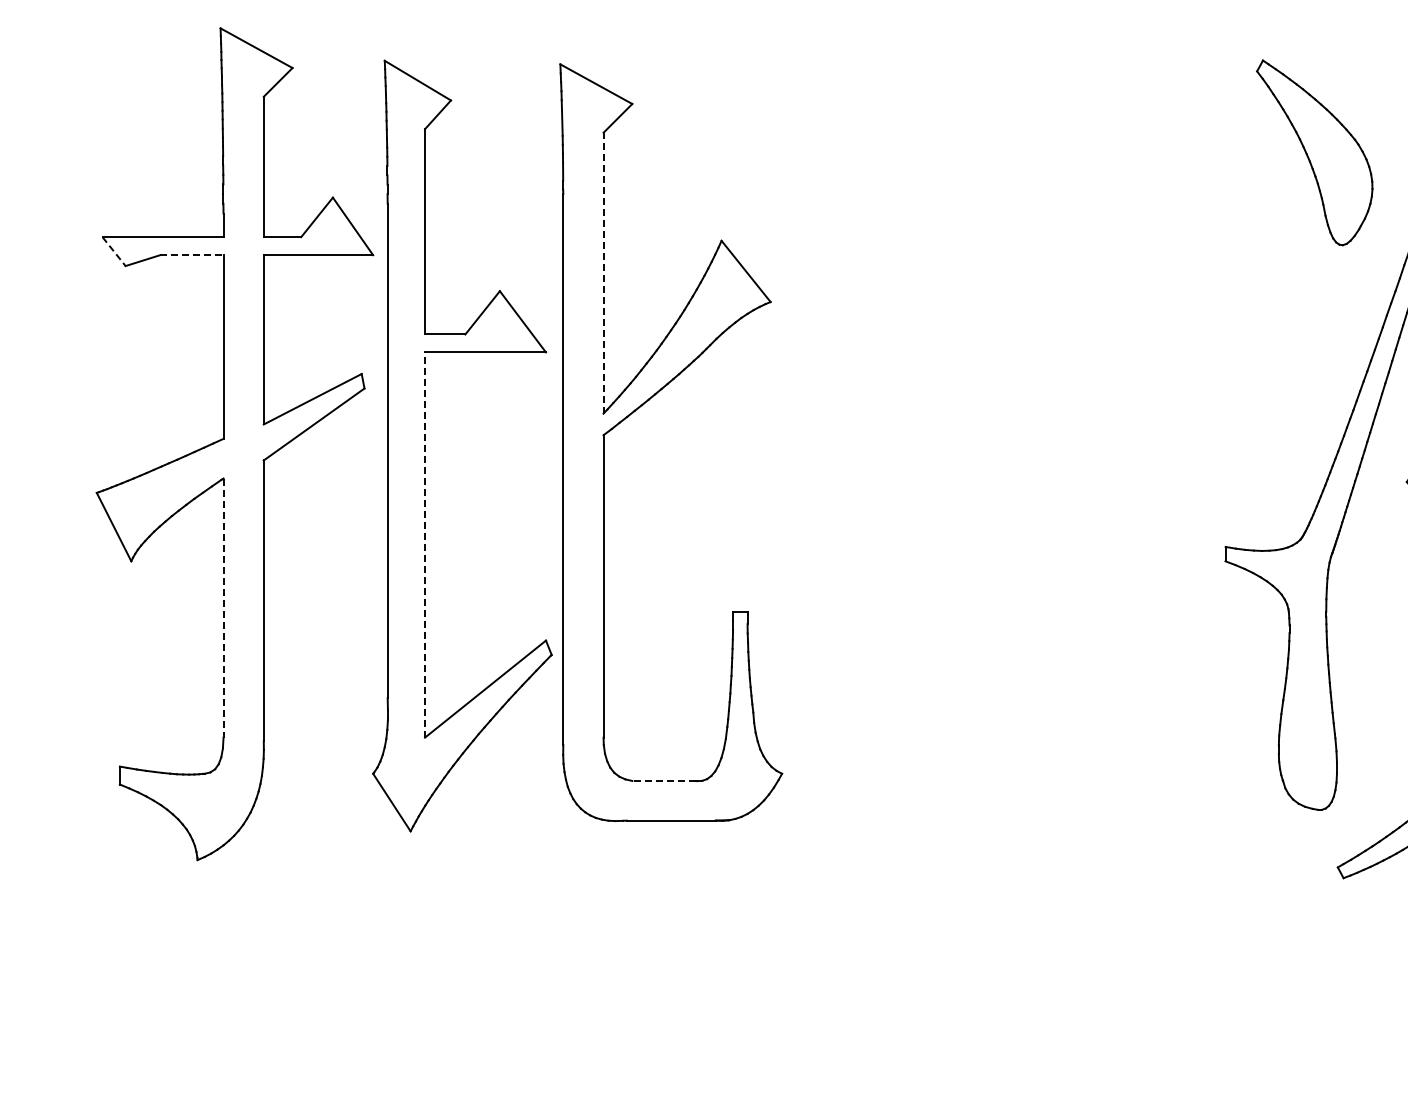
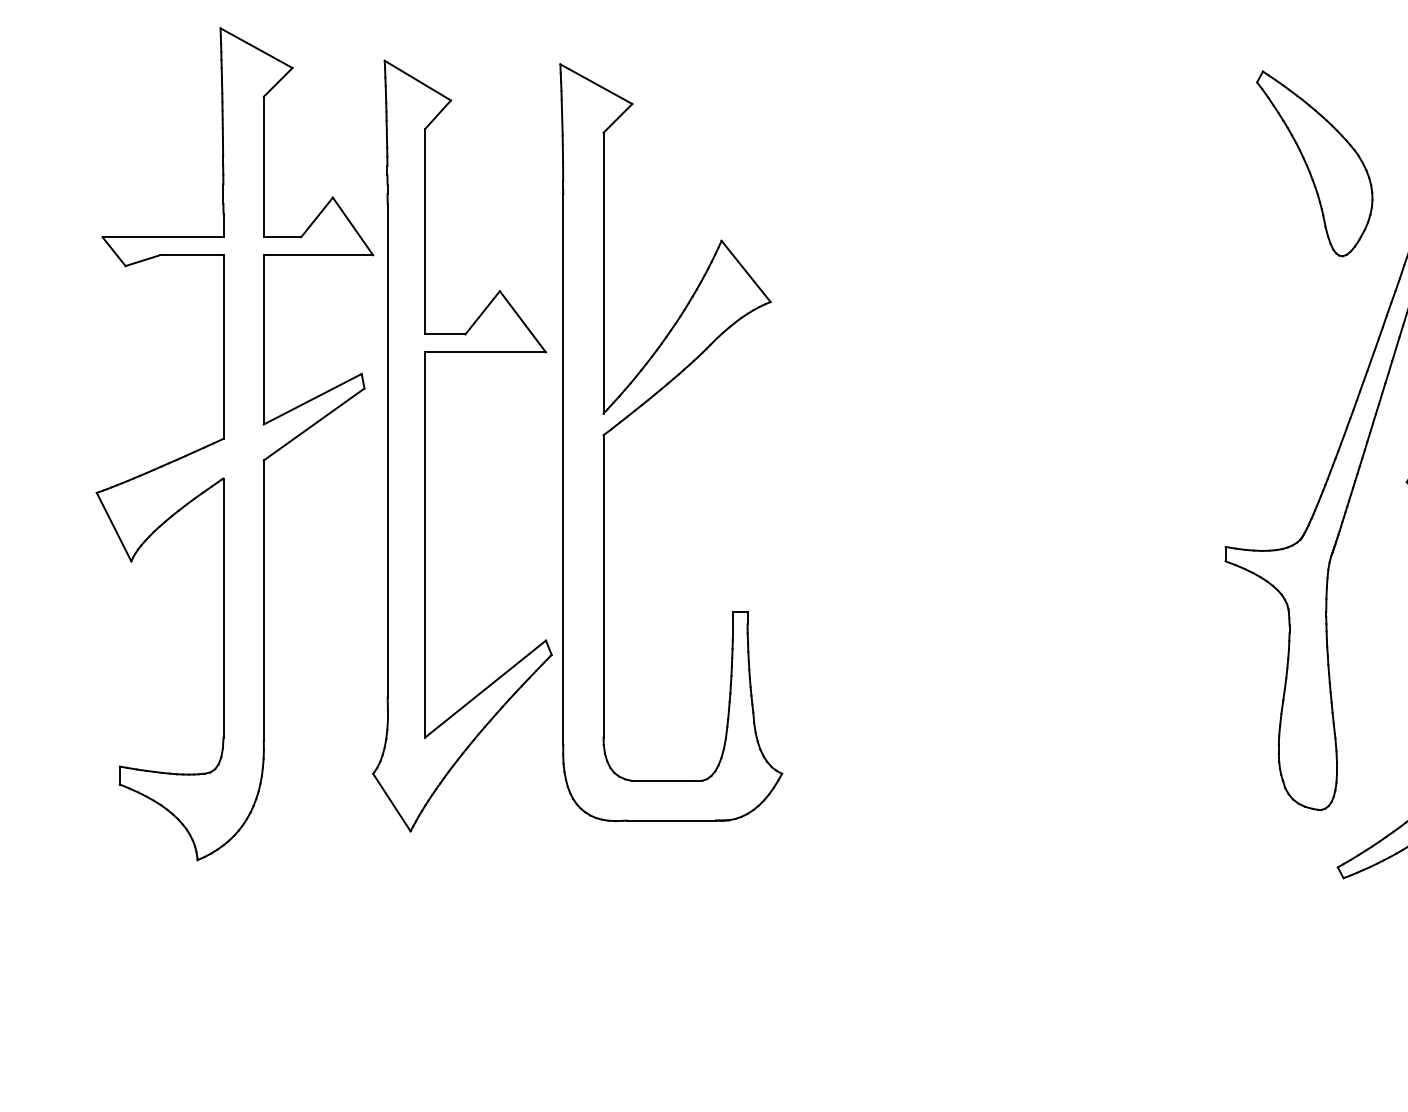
part position: (1314, 152) -> (1314, 163) (1314, 163)
line: dashed -> solid (114, 252)
line: dashed -> solid (191, 255)
line: dashed -> solid (603, 272)
line: dashed -> solid (425, 545)
line: dashed -> solid (223, 608)
line: dashed -> solid (664, 780)
